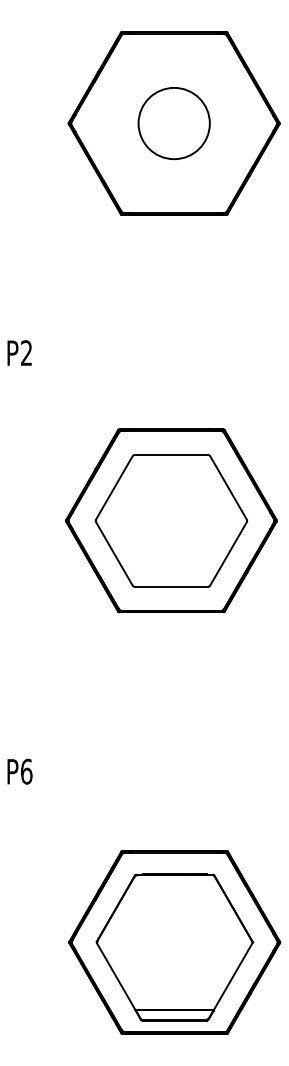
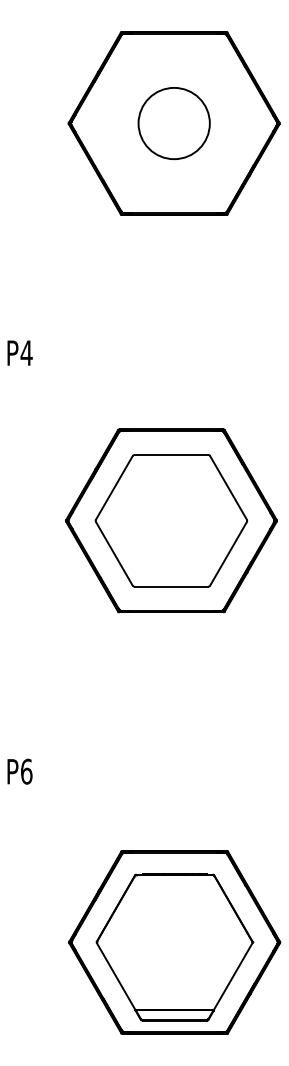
text: P2 -> P4 (26, 352)
